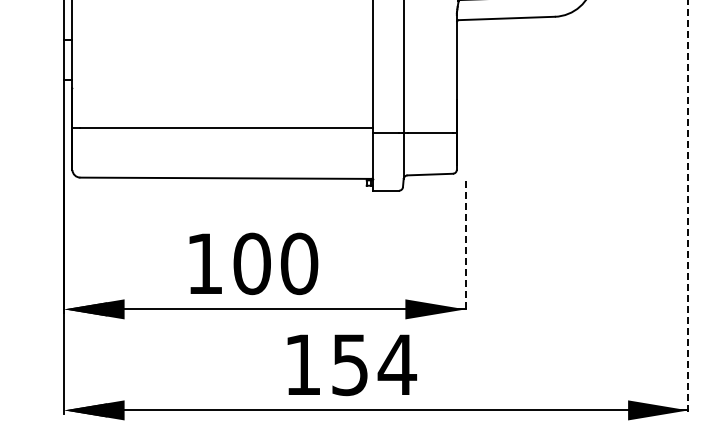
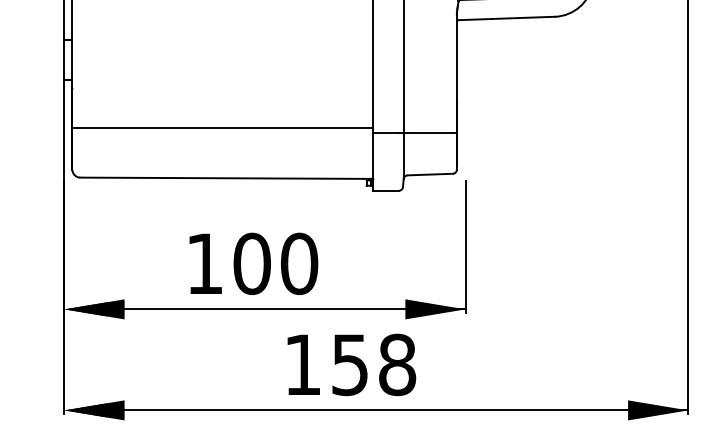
line: dashed -> solid (688, 207)
line: dashed -> solid (465, 247)
text: 154 -> 158 (397, 364)
